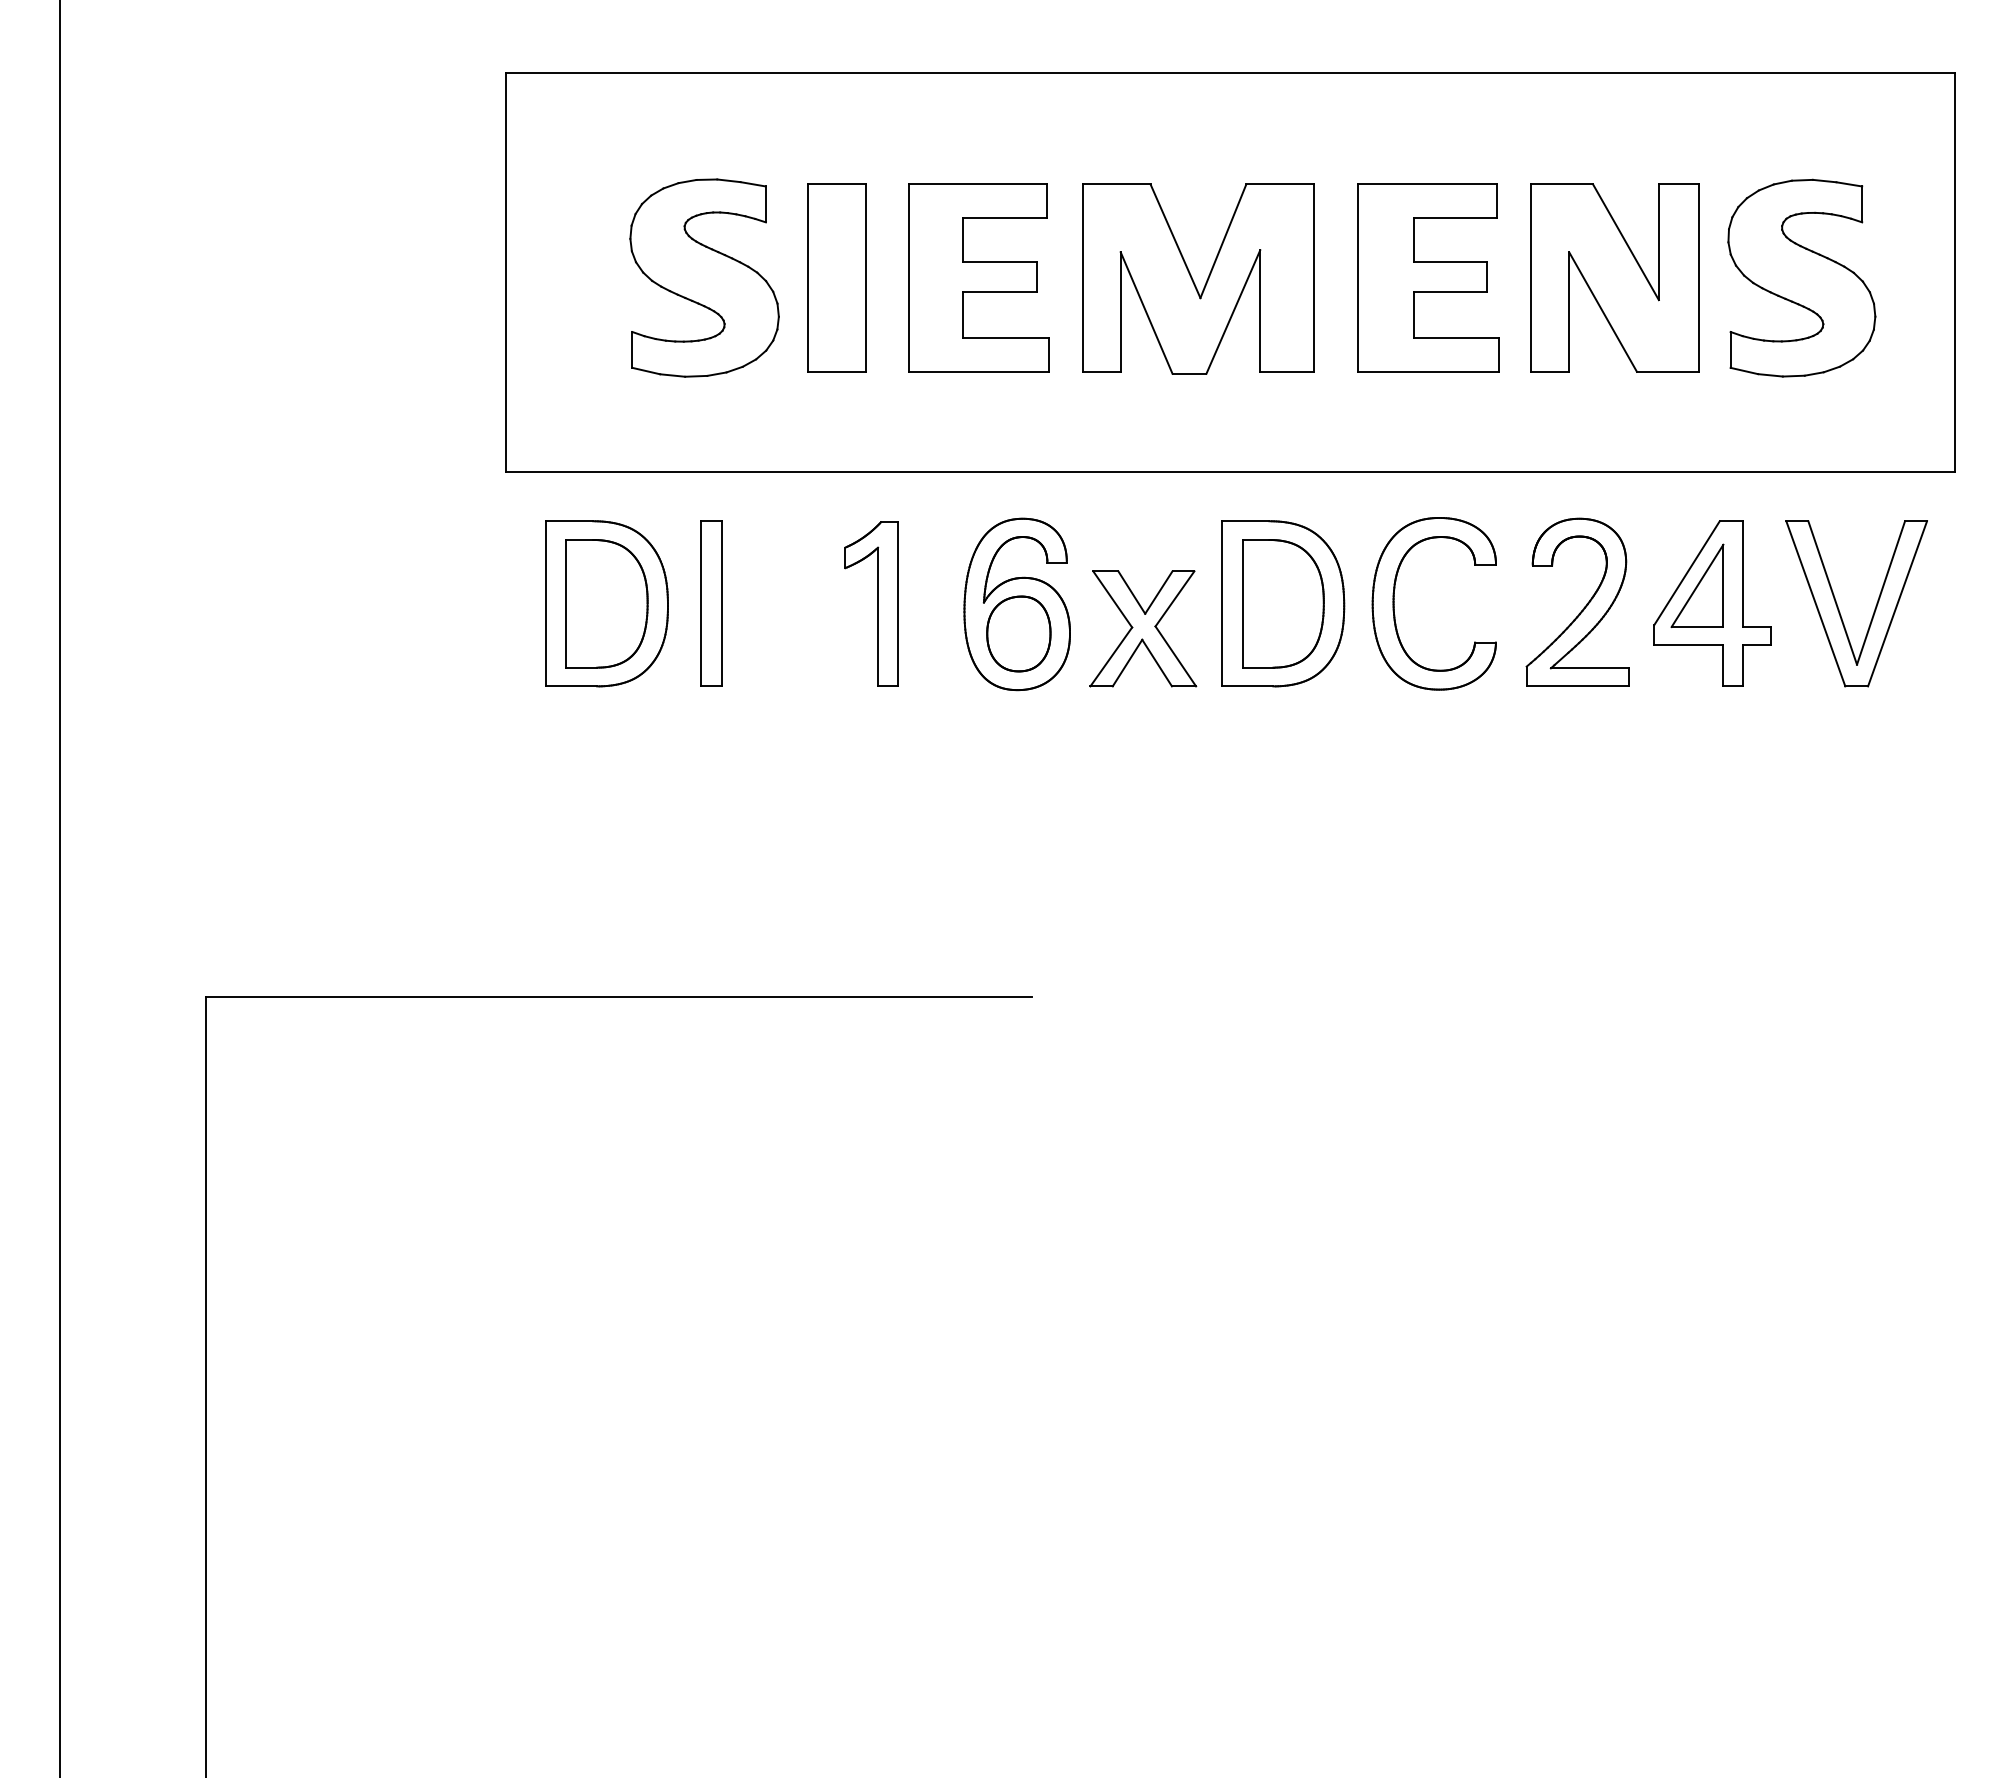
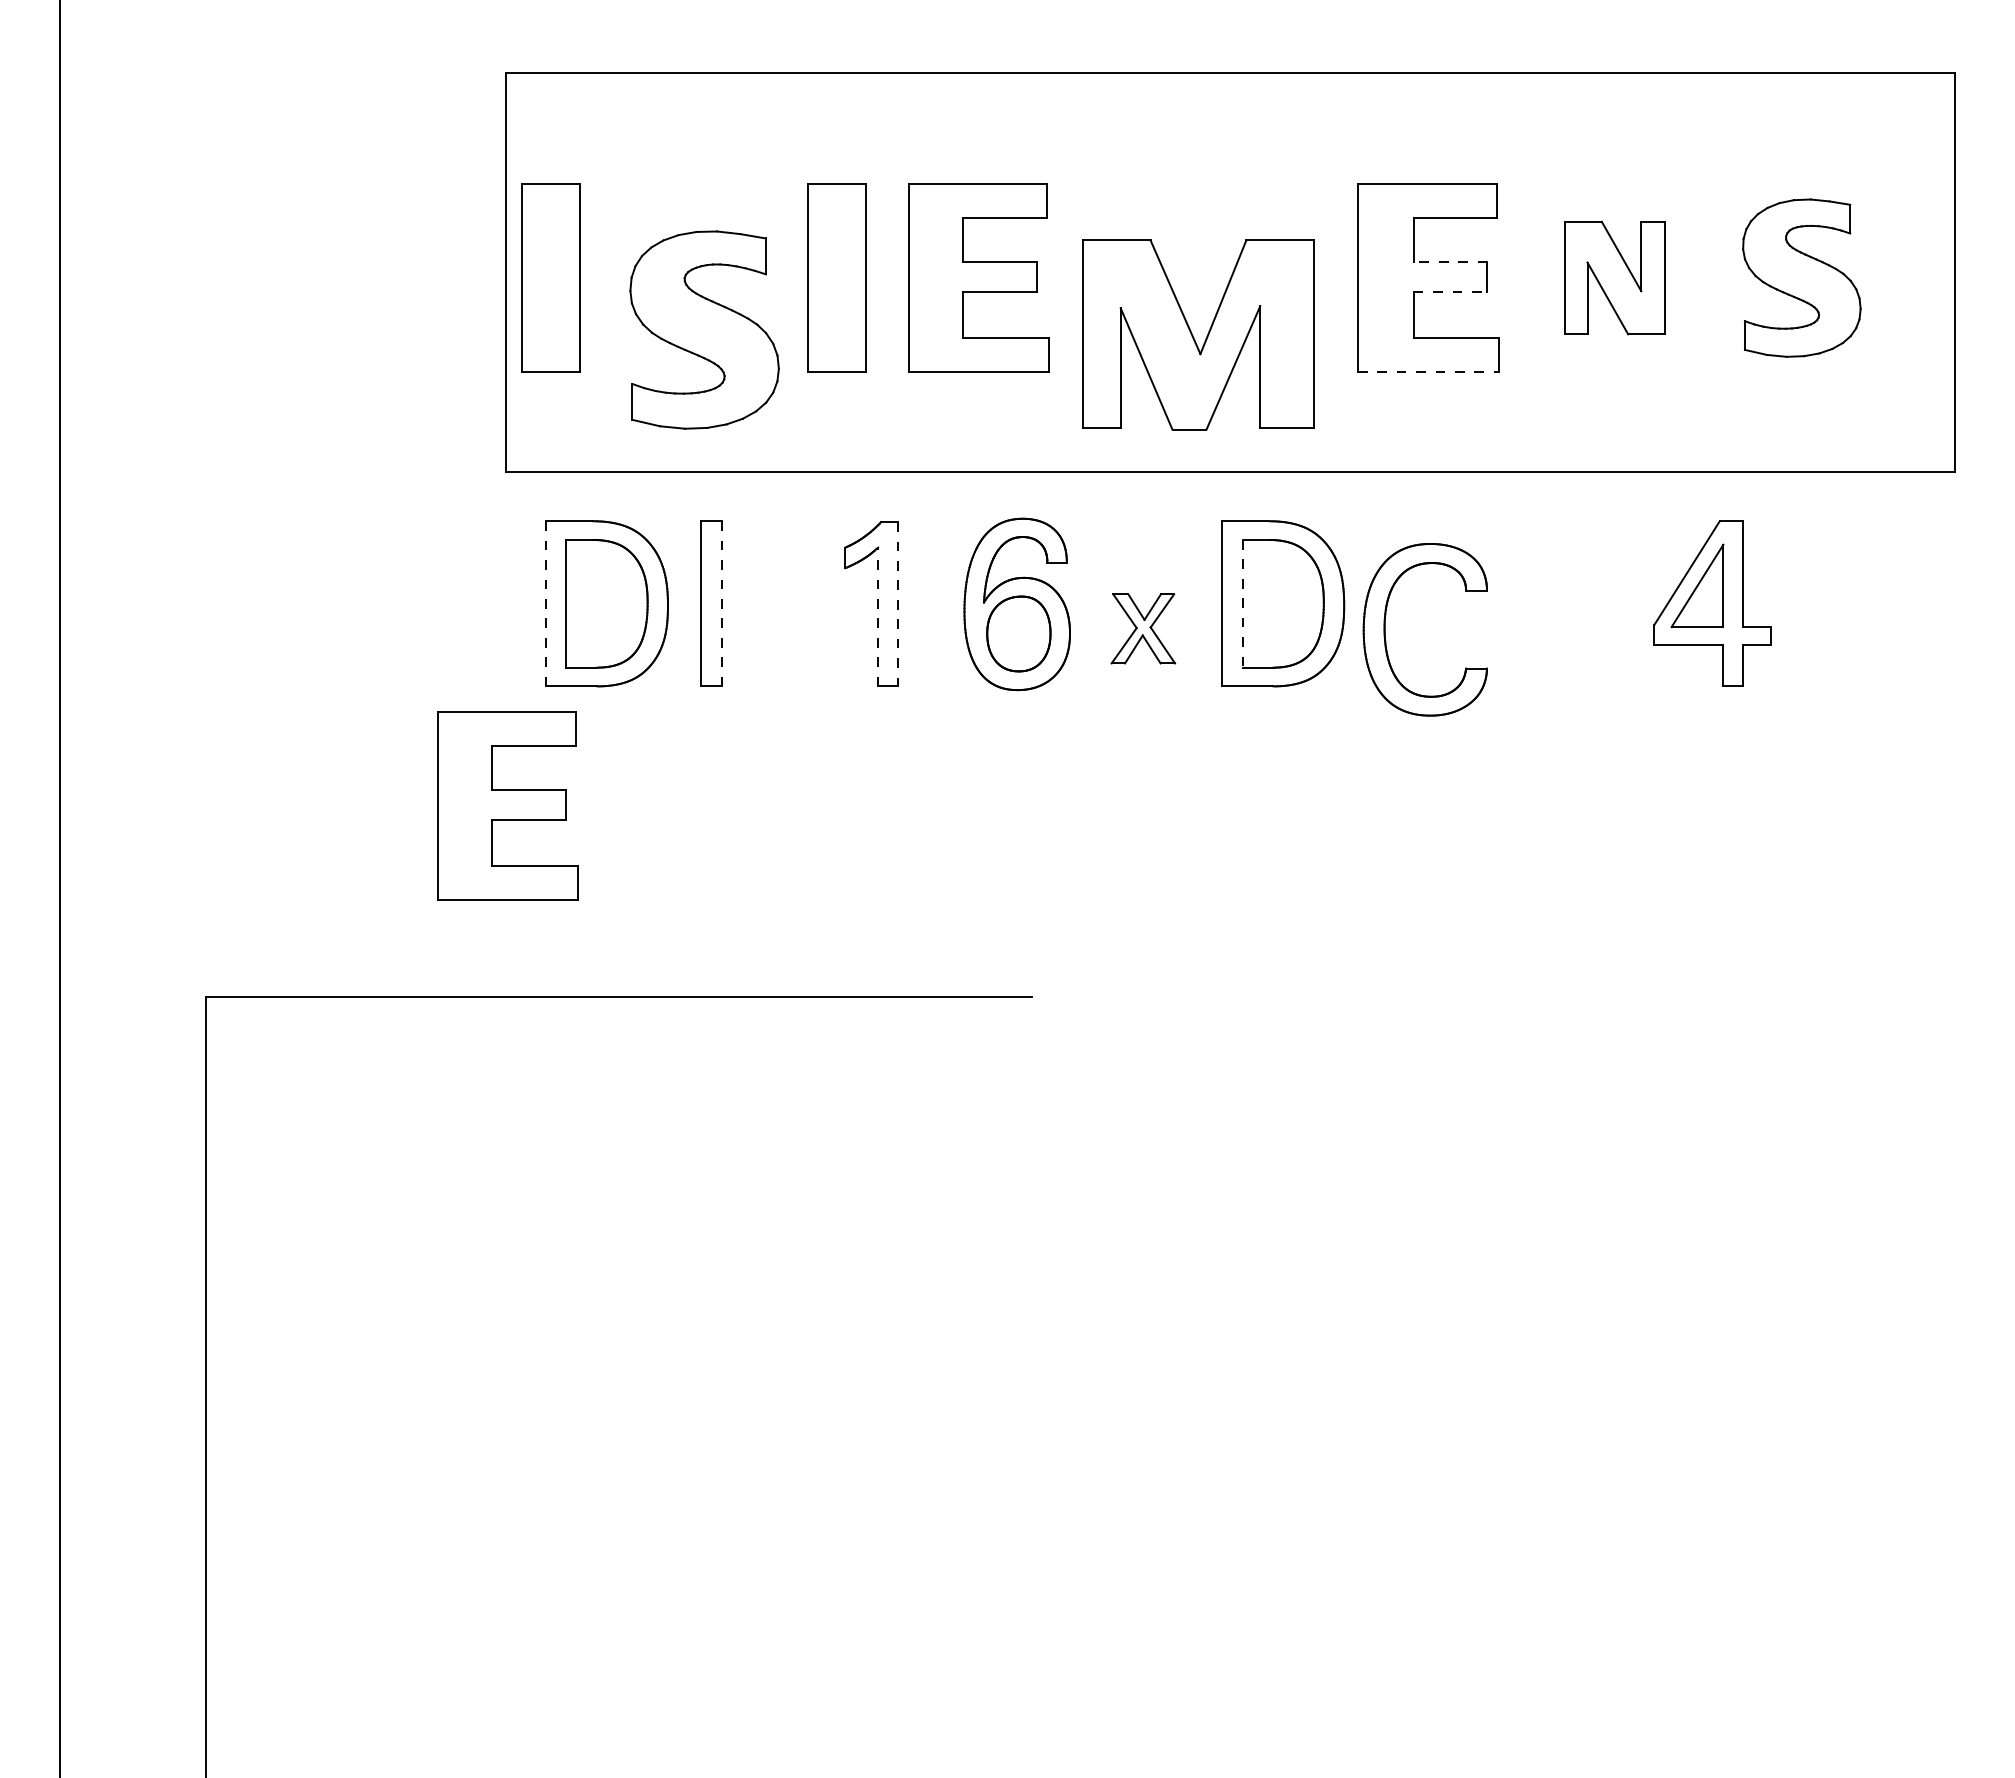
line: solid -> dashed (1450, 262)
part: none -> present (550, 277)
part position: (704, 277) -> (704, 329) (704, 329)
part size: 170x190 px -> 102x116 px (1614, 277)
part size: 150x200 px -> 120x160 px (1801, 277)
part position: (1198, 278) -> (1198, 334) (1198, 334)
line: solid -> dashed (1450, 292)
line: solid -> dashed (1428, 371)
line: solid -> dashed (546, 603)
line: solid -> dashed (721, 603)
line: solid -> dashed (1242, 603)
part position: (1394, 603) -> (1385, 629) (1385, 629)
line: solid -> dashed (897, 604)
part: present -> none (1583, 607)
part: present -> none (1839, 609)
line: solid -> dashed (878, 616)
part size: 109x118 px -> 67x72 px (1143, 628)
part: none -> present (507, 805)
